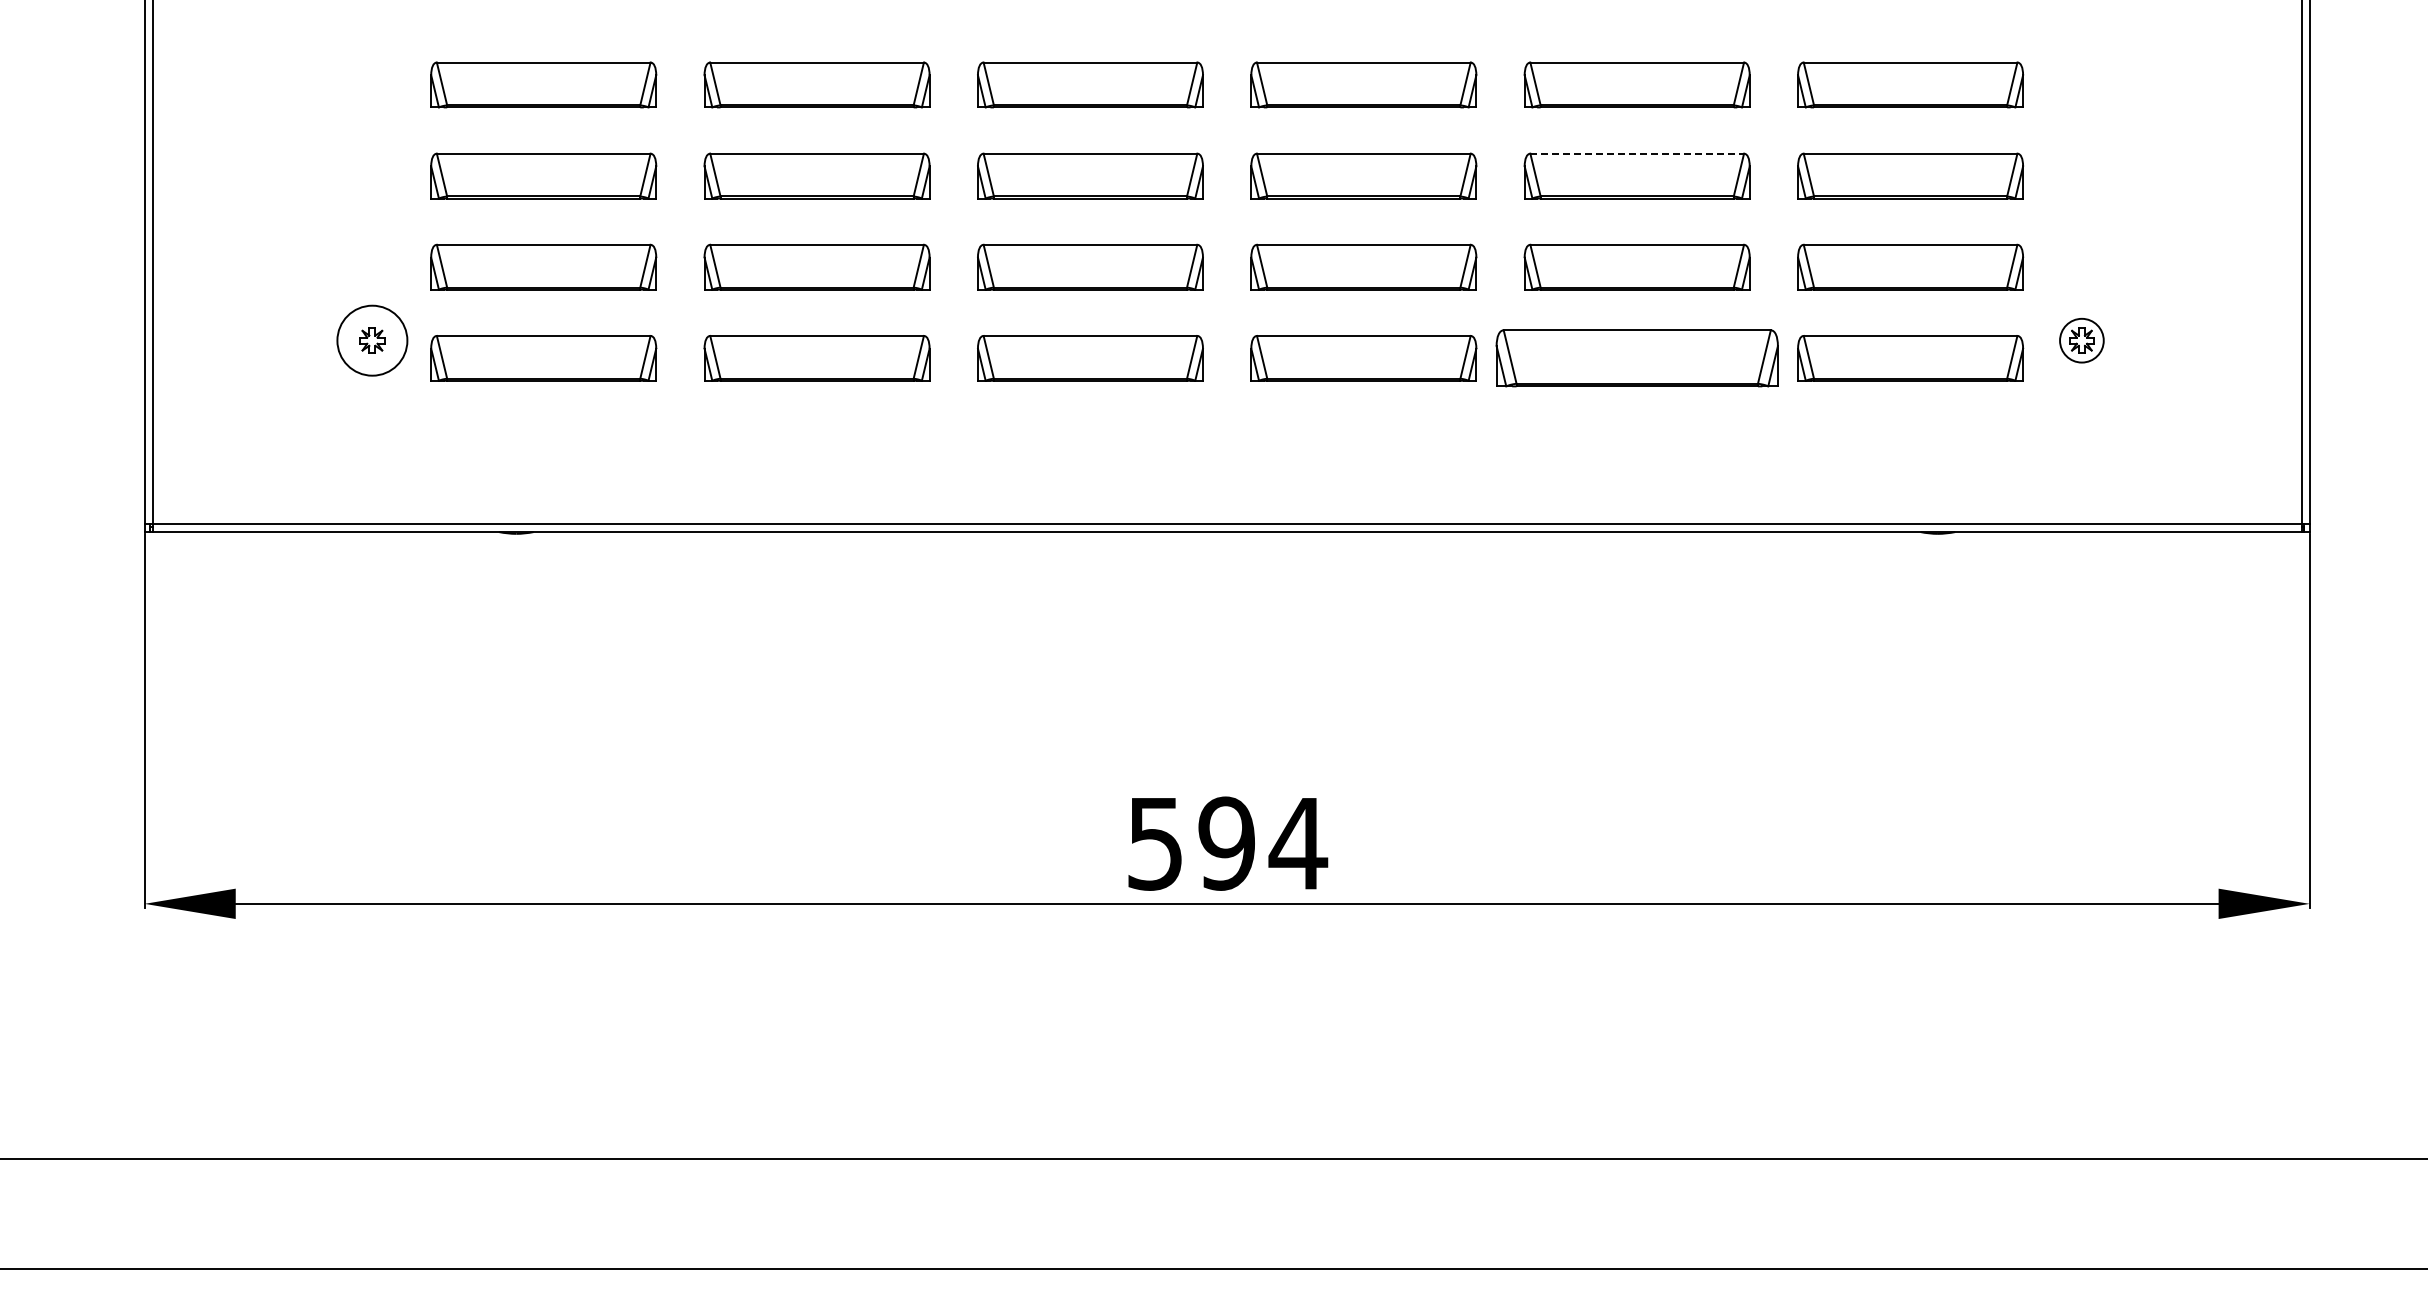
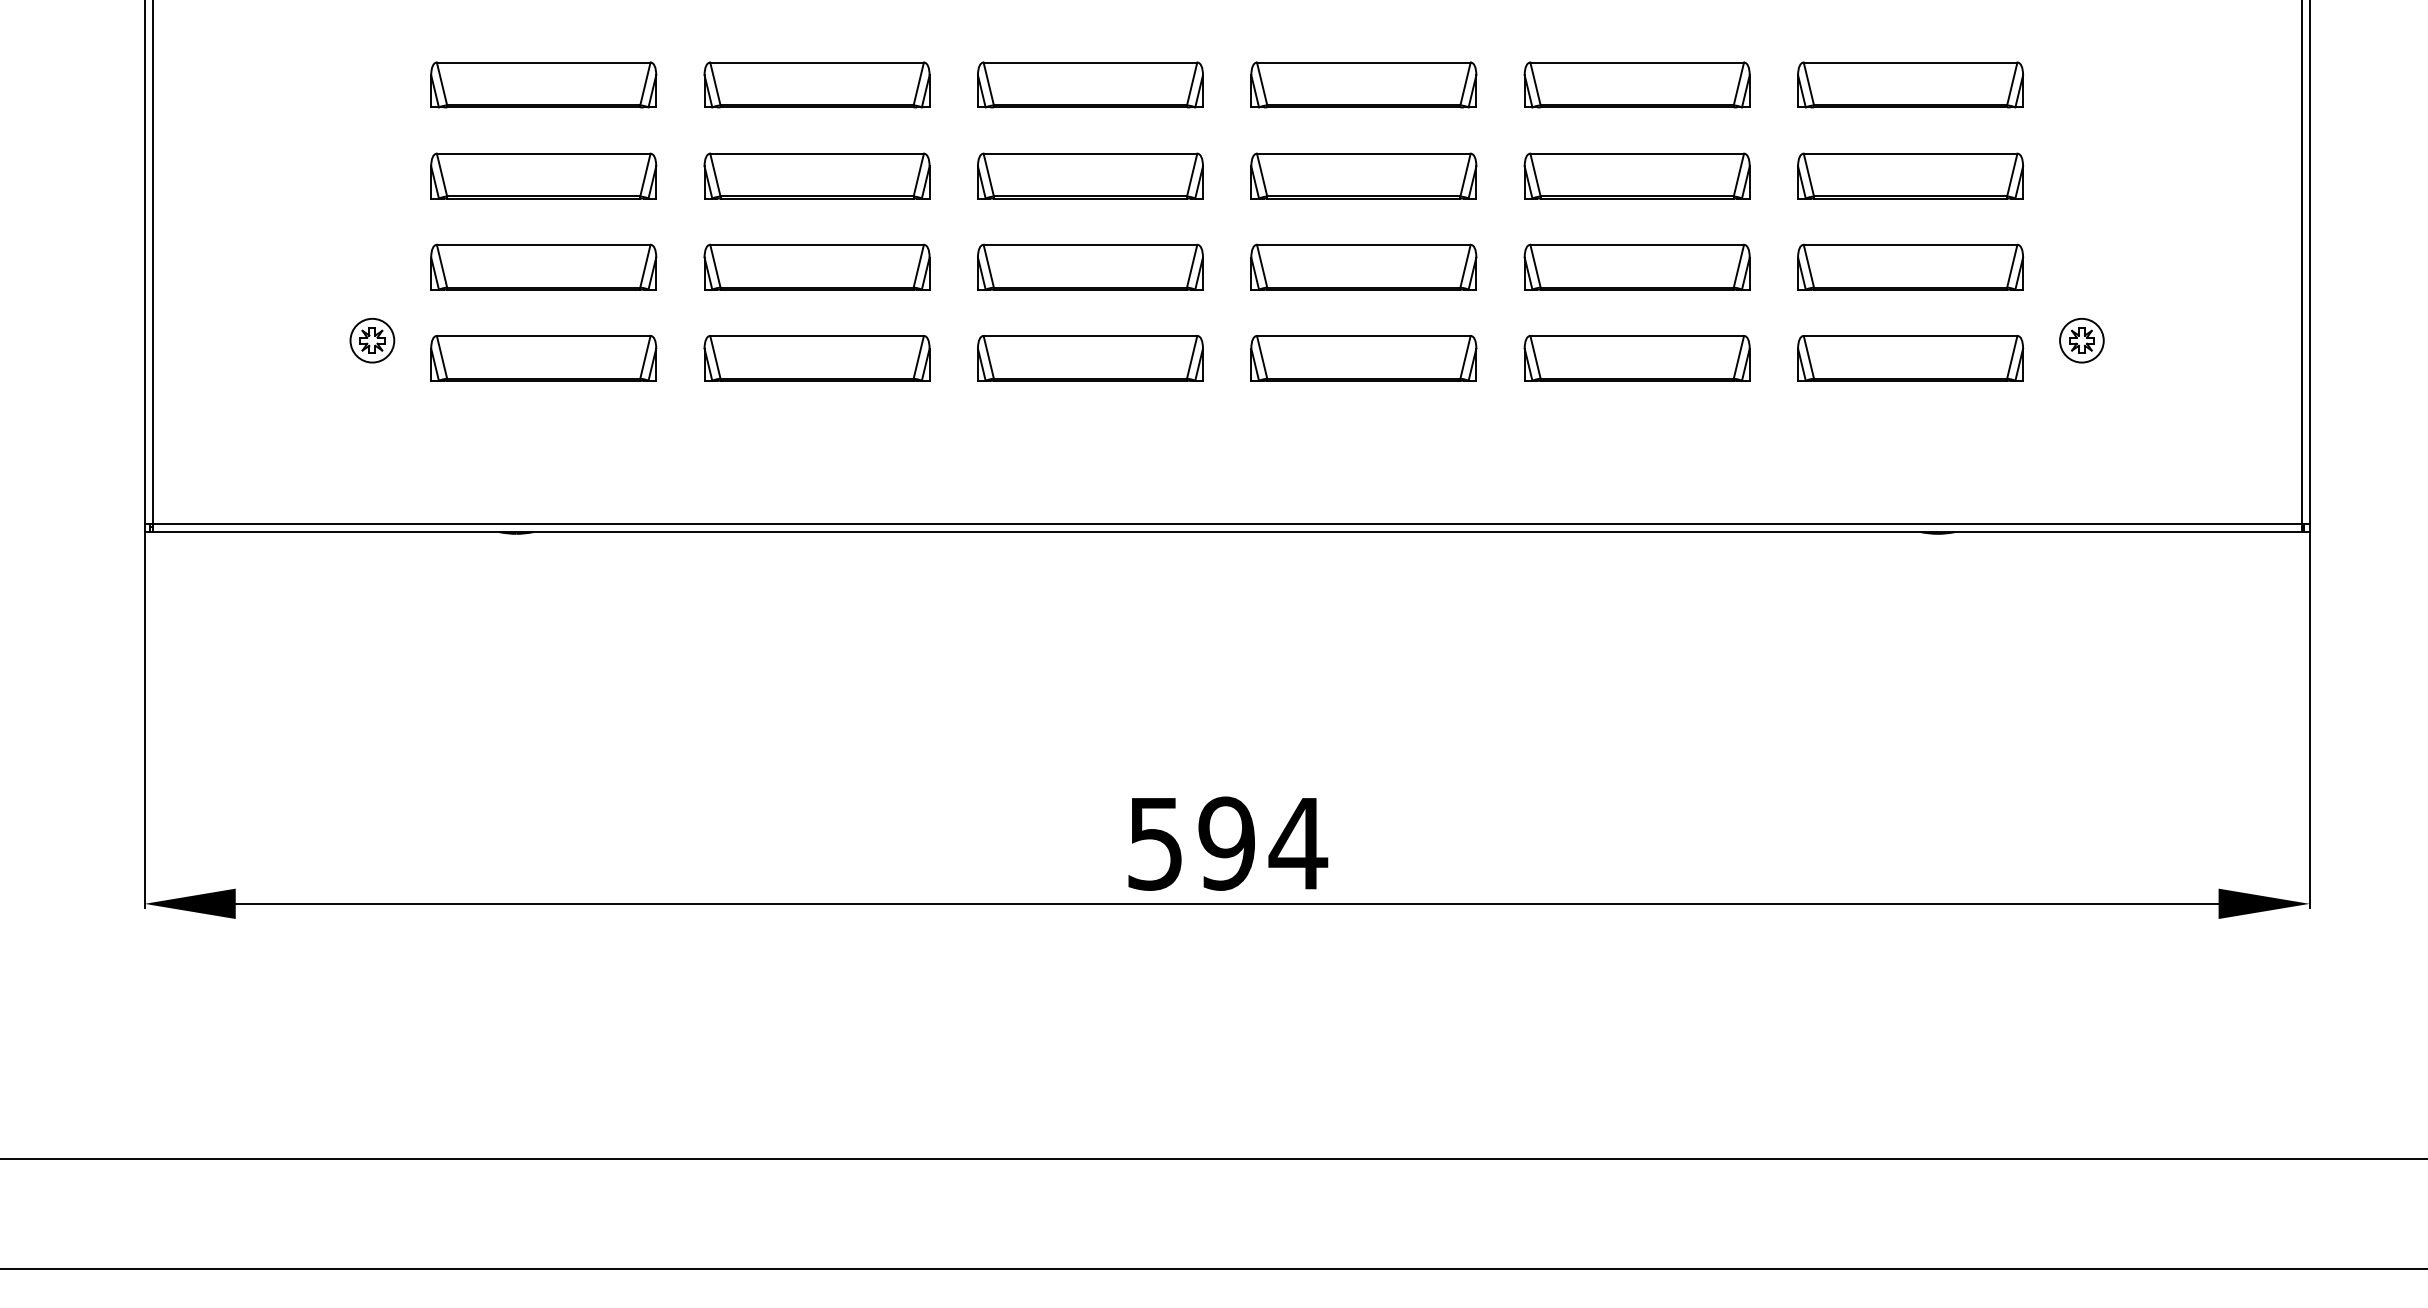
line: dashed -> solid (1637, 153)
circle diameter: 70 px -> 44 px (372, 340)
part size: 284x59 px -> 228x47 px (1636, 358)
